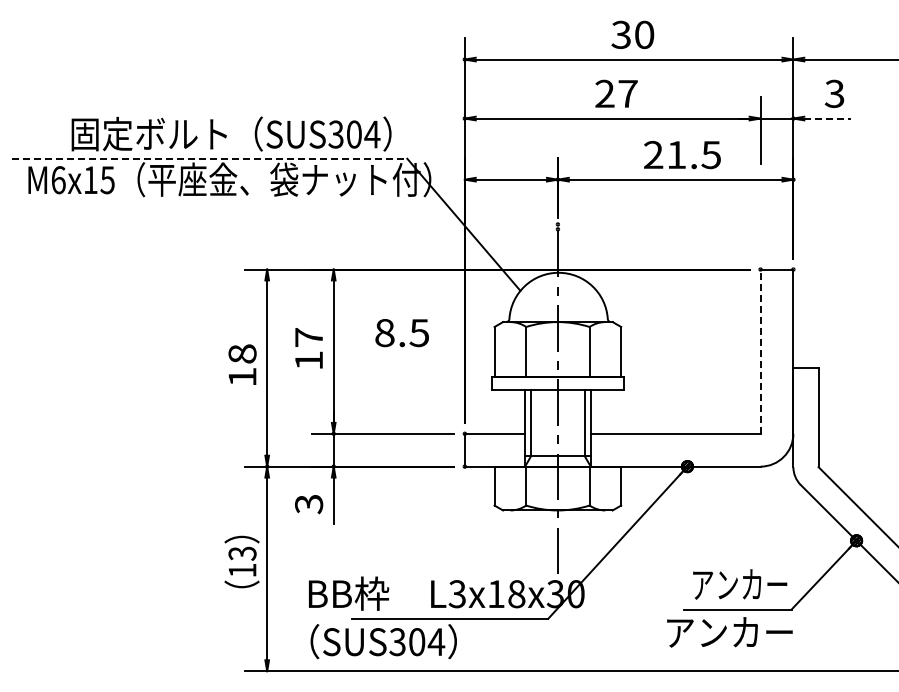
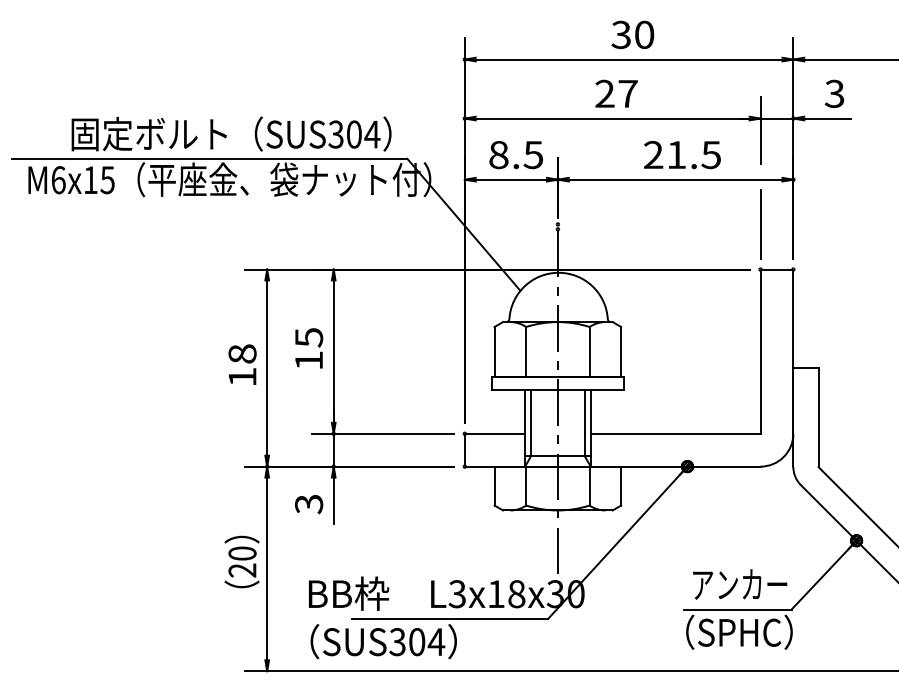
line: dashed -> solid (827, 118)
line: dashed -> solid (209, 158)
line: none -> present (760, 223)
text position: (401, 333) -> (515, 155) (515, 155)
text: 17 -> 15 (309, 337)
line: dashed -> solid (760, 351)
text: 13 -> 20 (242, 561)
text: アンカー -> （SPHC） (729, 631)
